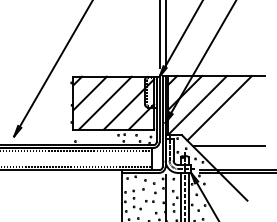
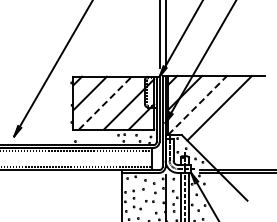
line: solid -> dashed (105, 102)
line: solid -> dashed (197, 105)
line: present -> none (229, 146)
